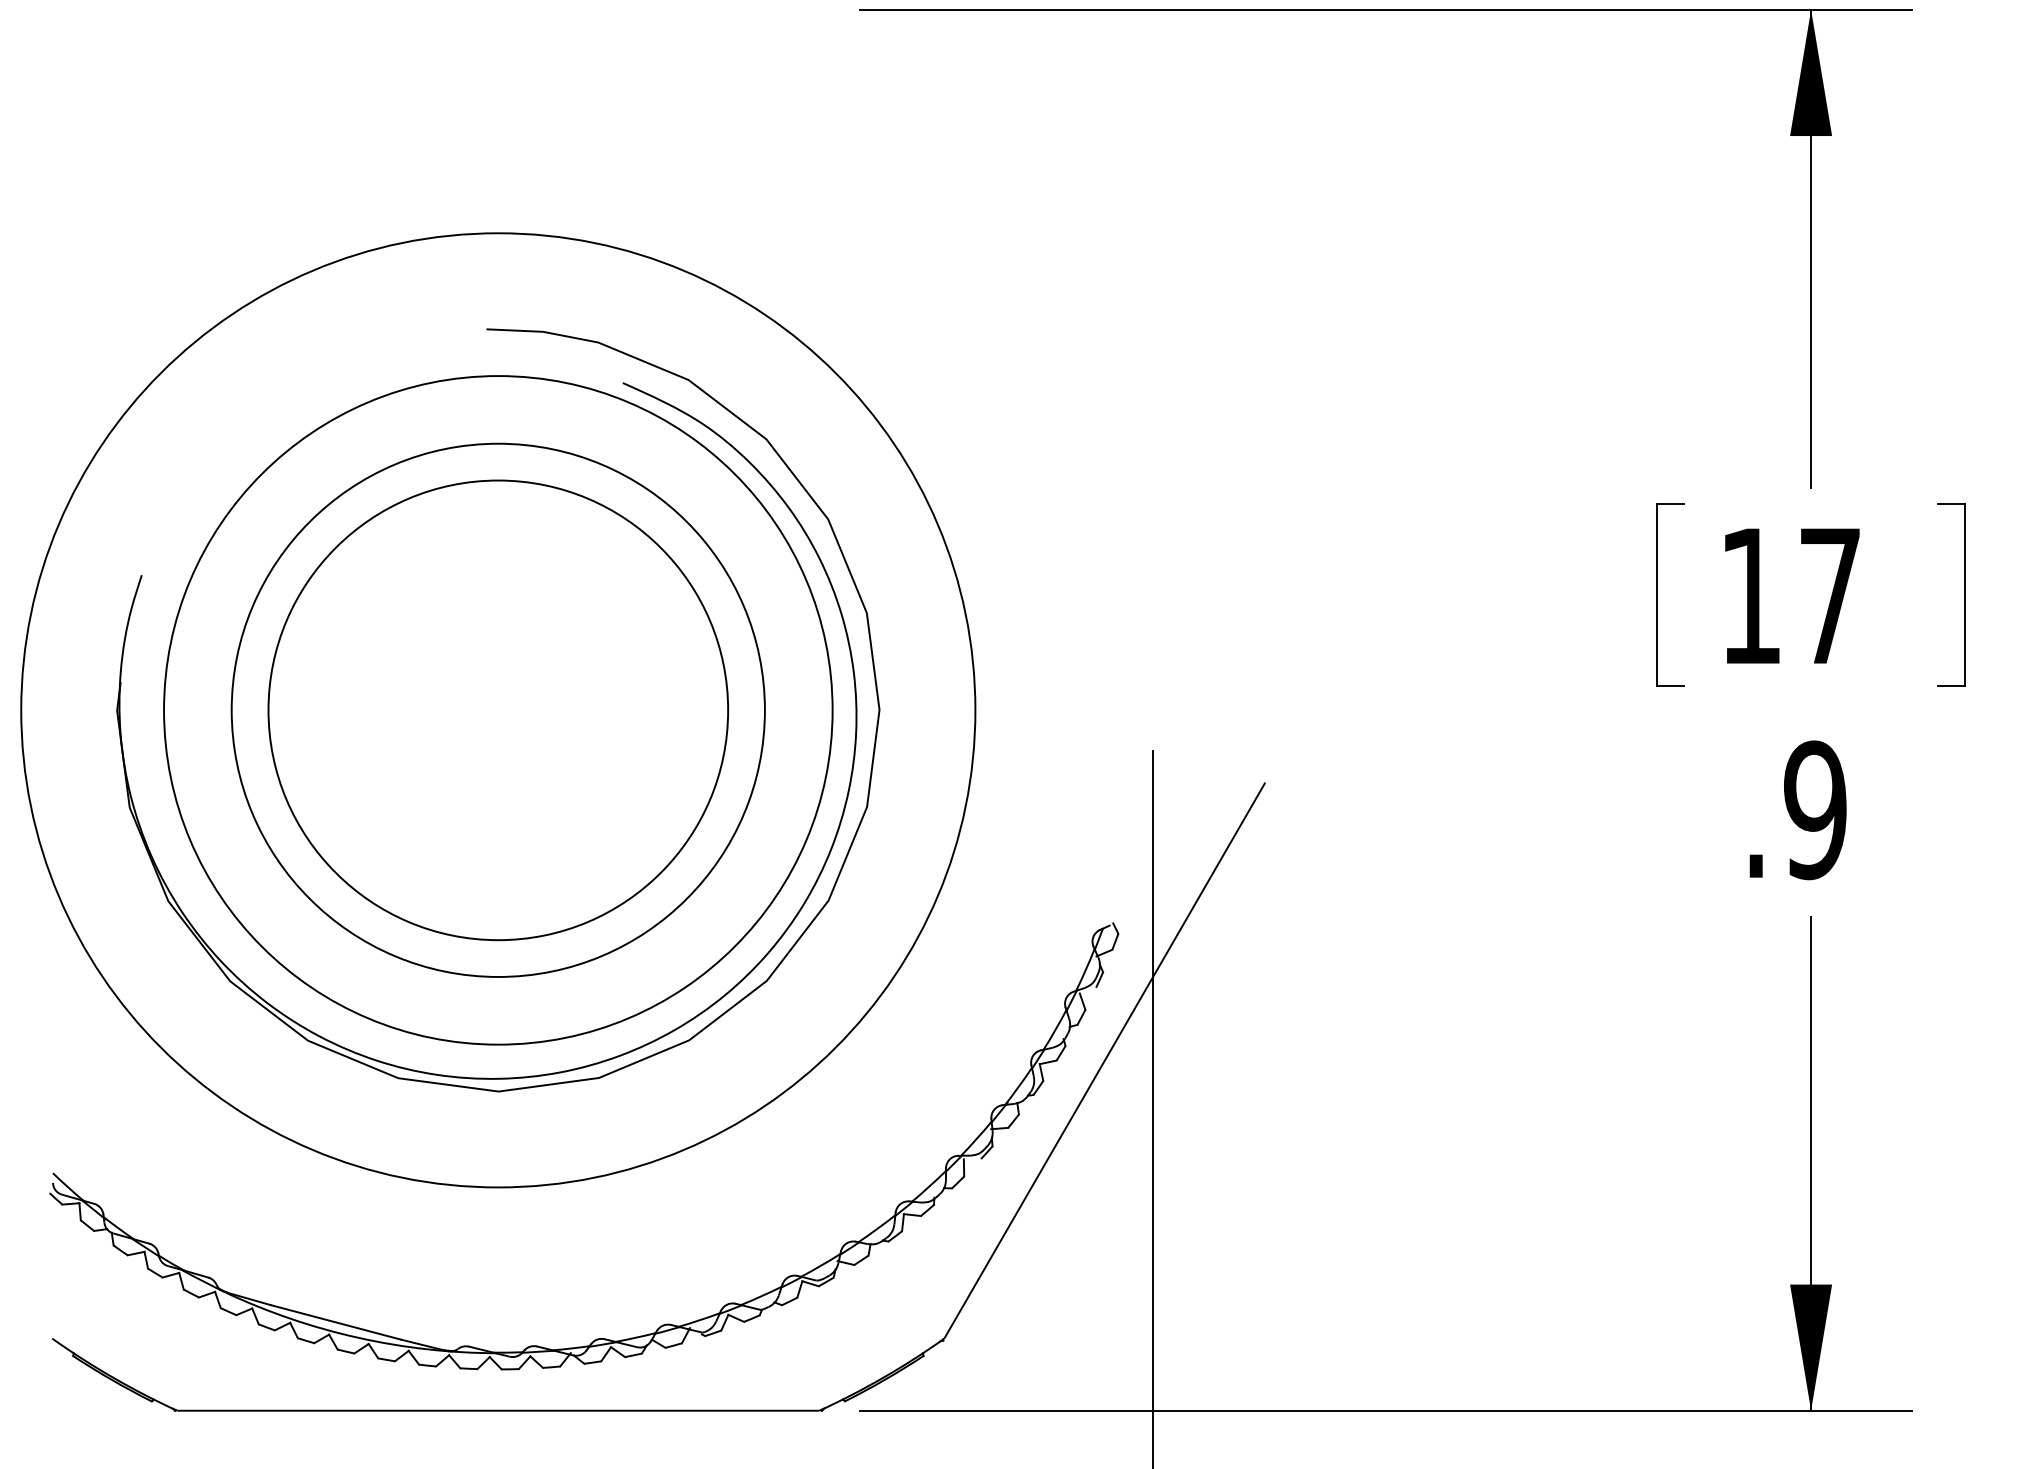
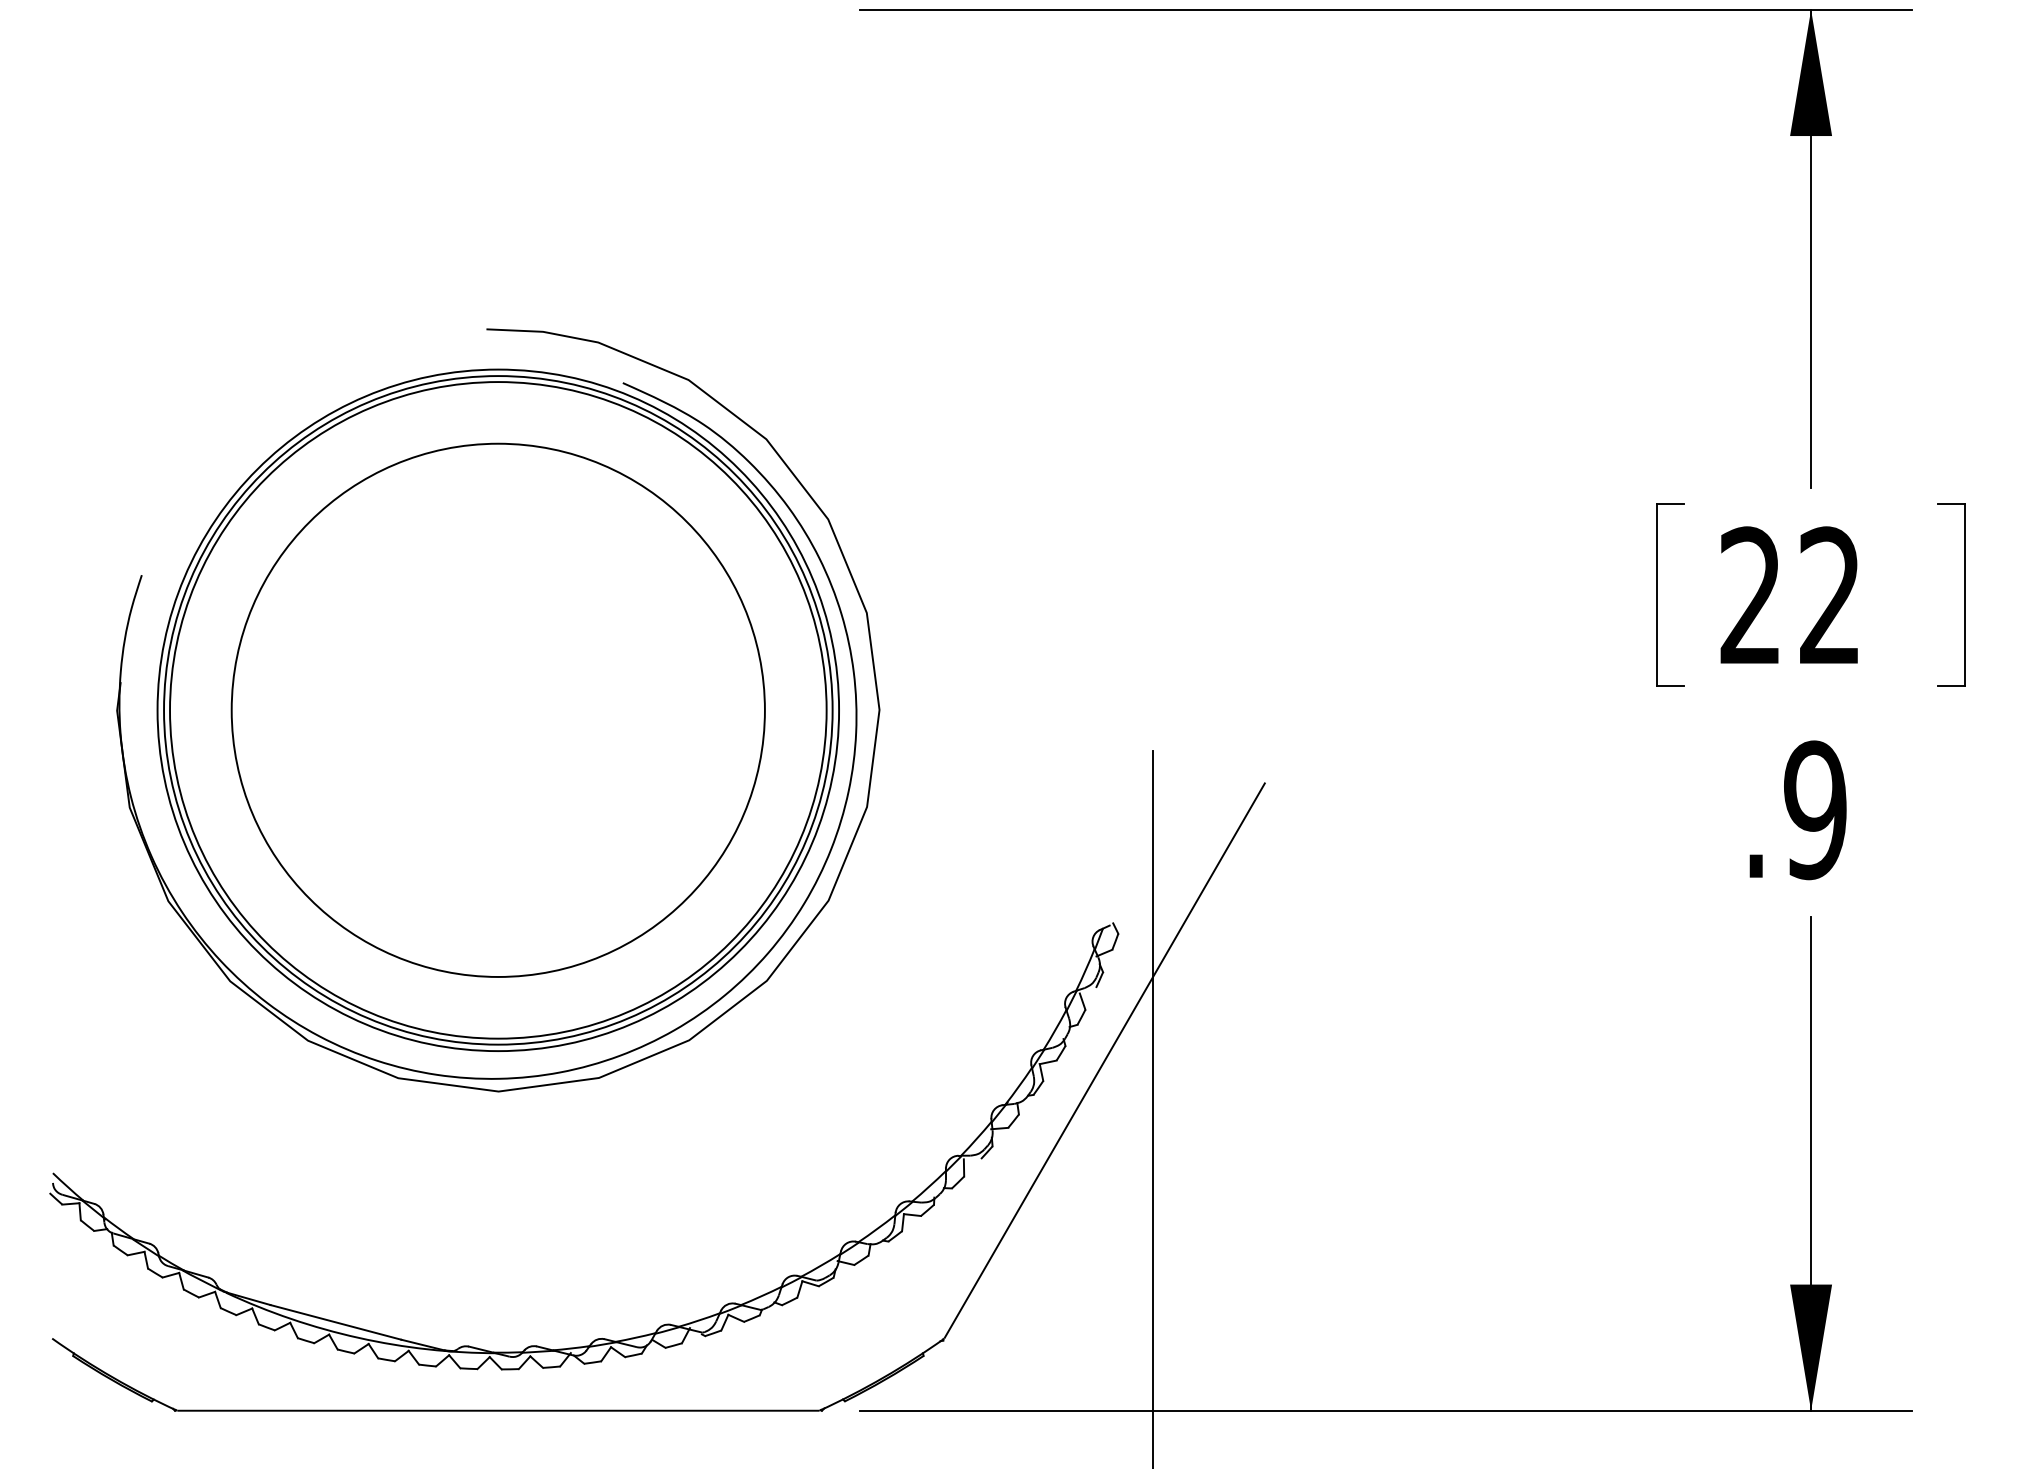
text: 17 -> 22 (1789, 594)
circle diameter: 460 px -> 657 px (498, 710)
circle diameter: 954 px -> 682 px (498, 710)
